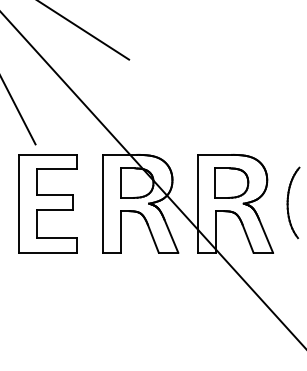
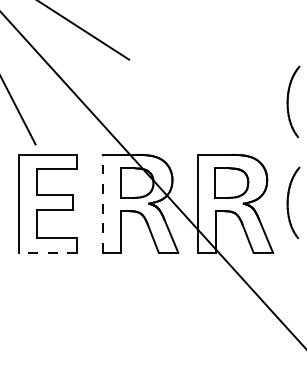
part: none -> present (293, 101)
line: solid -> dashed (103, 203)
line: solid -> dashed (48, 252)
